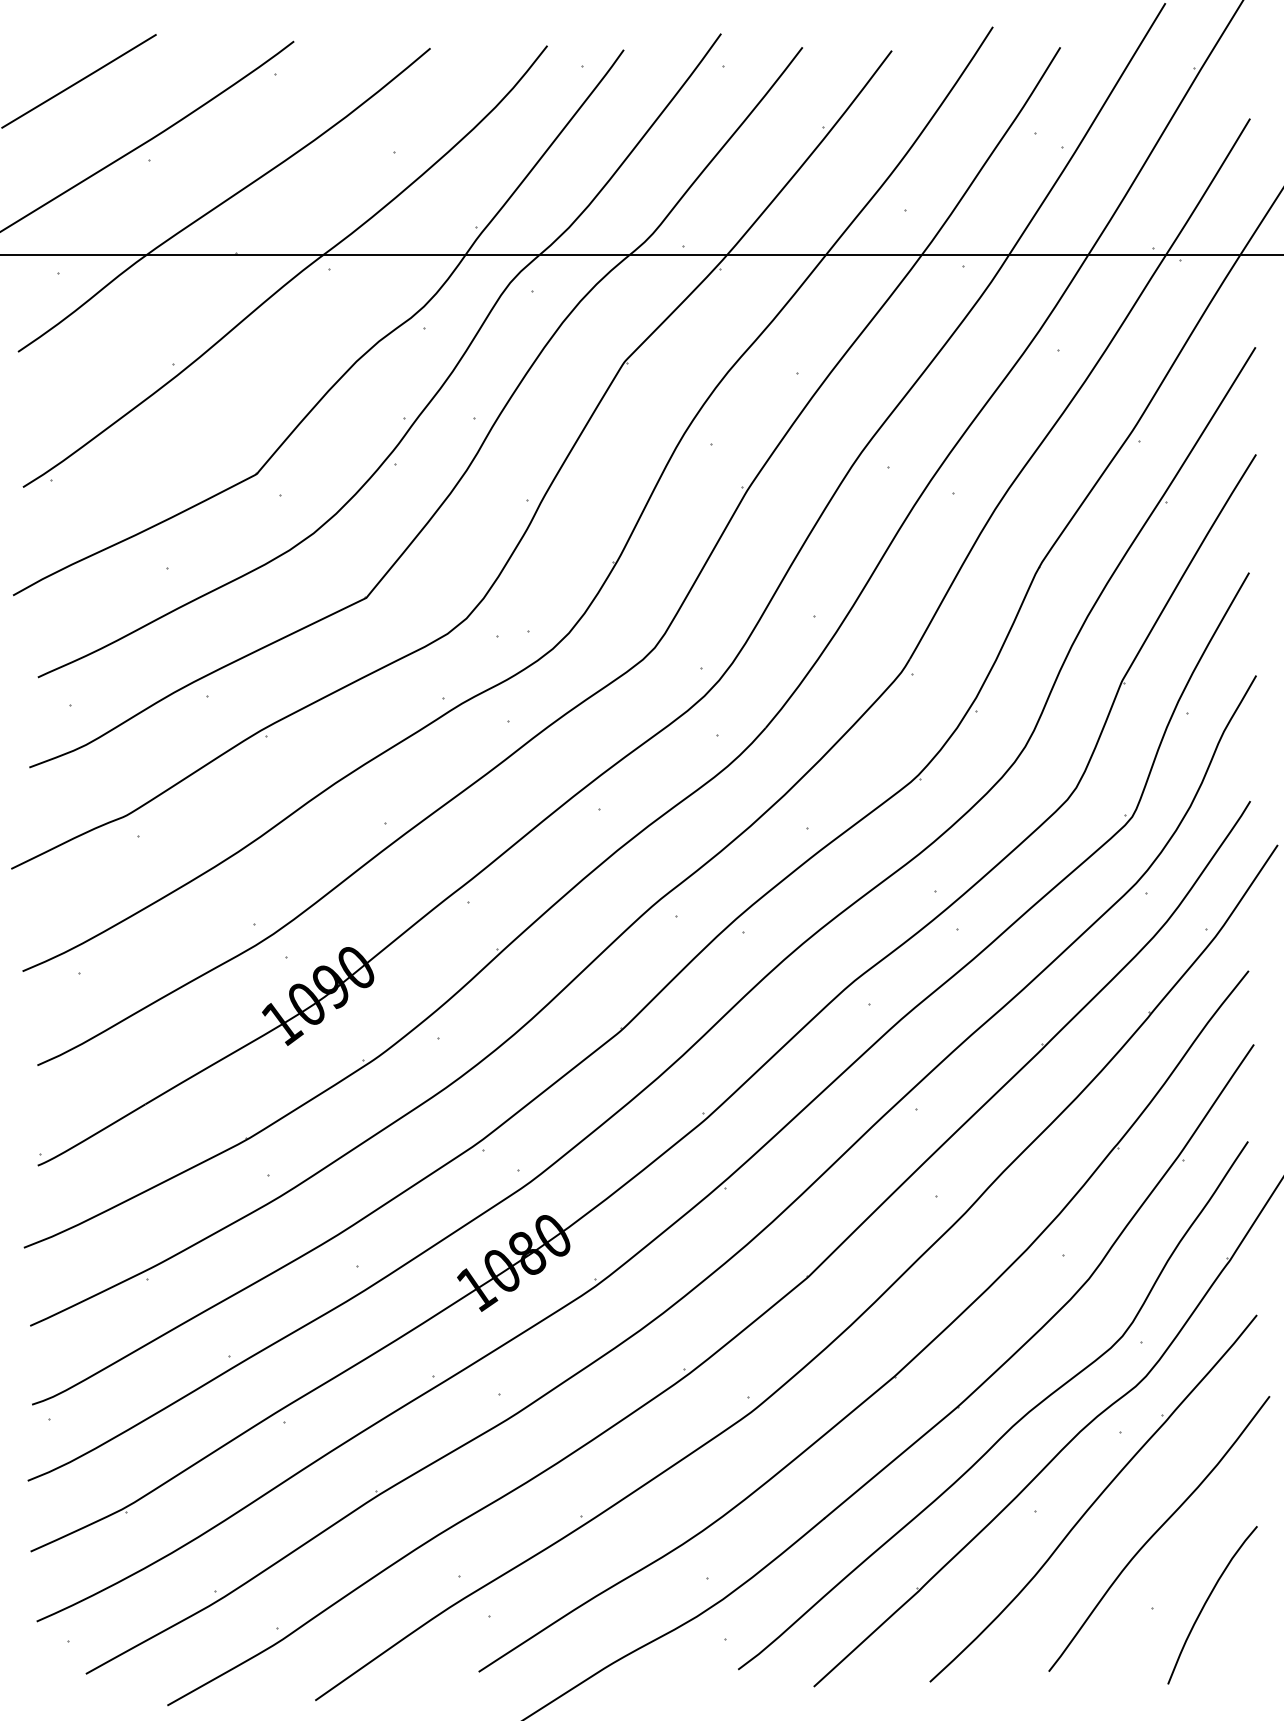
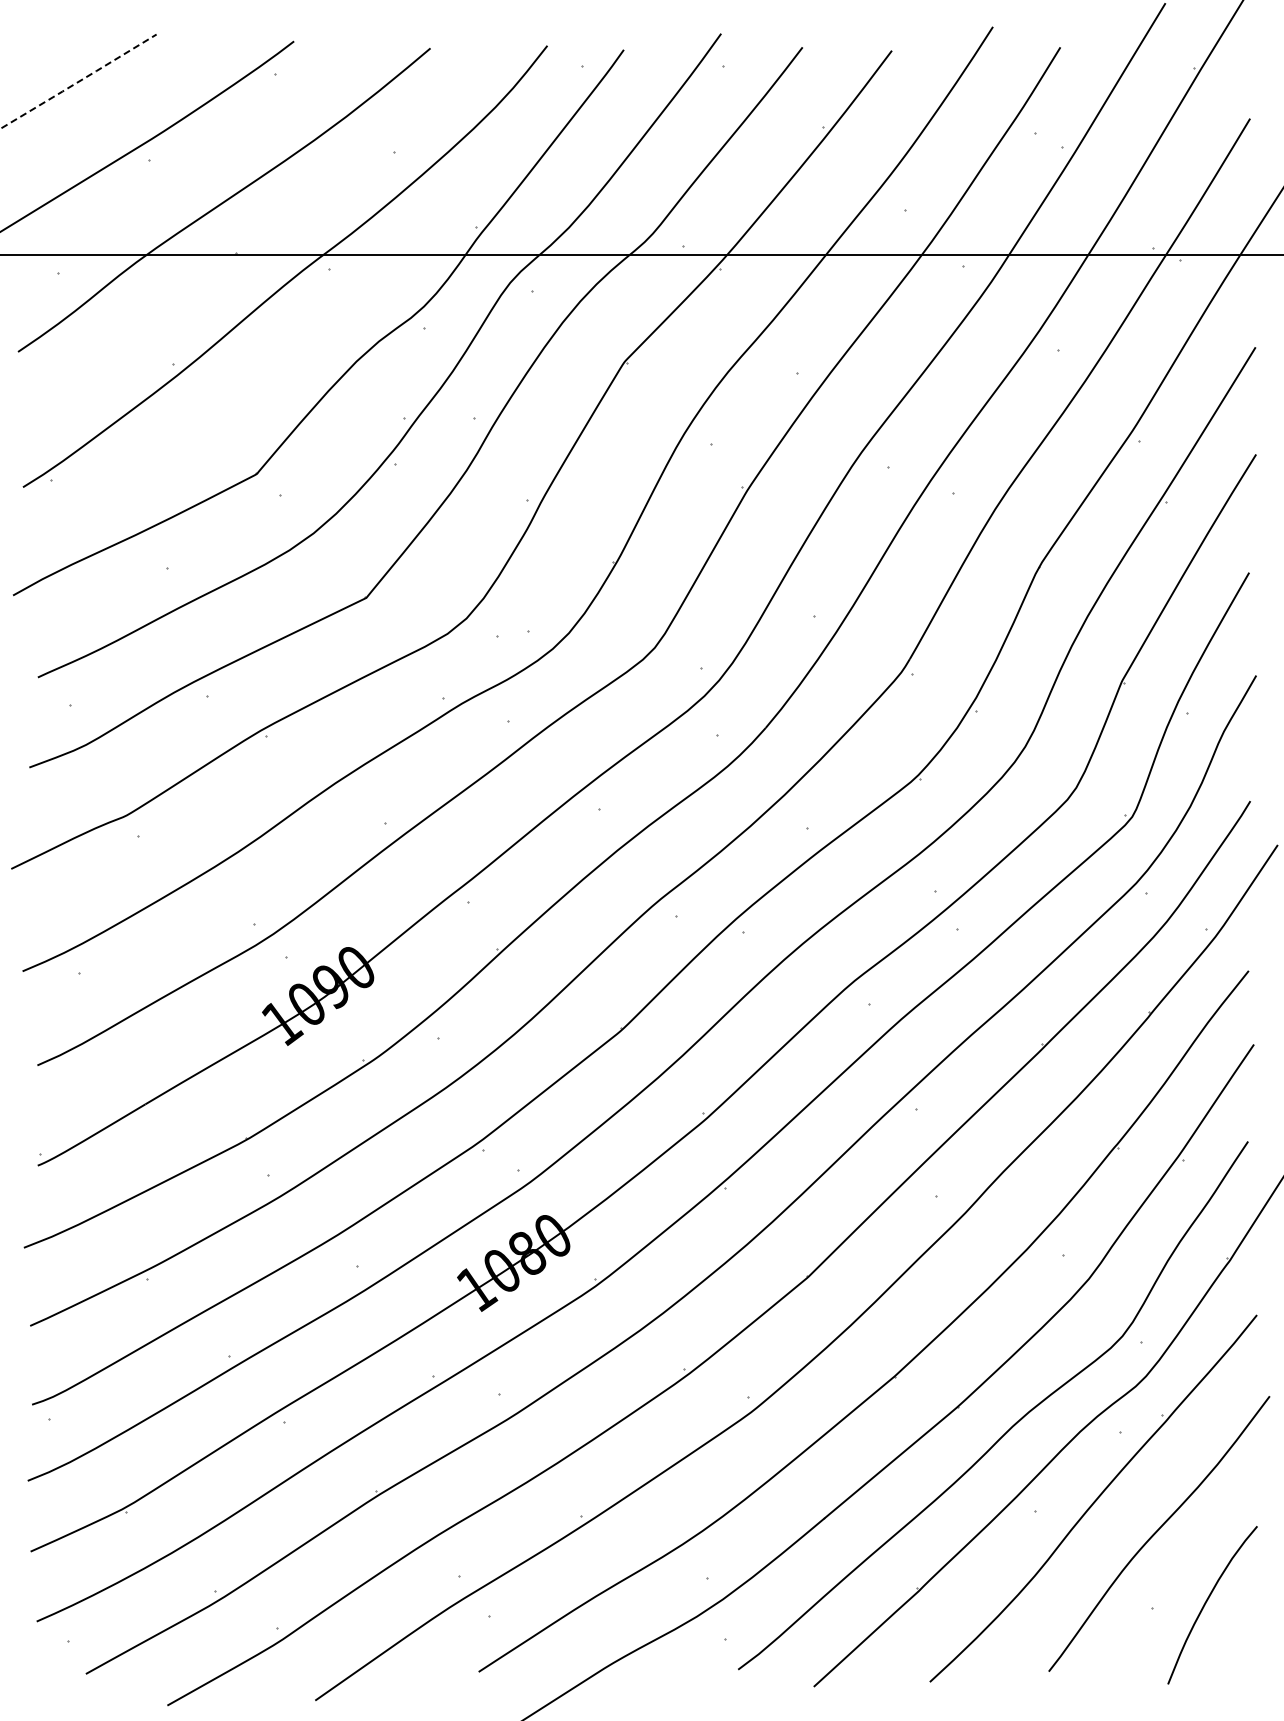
line: solid -> dashed (79, 81)
